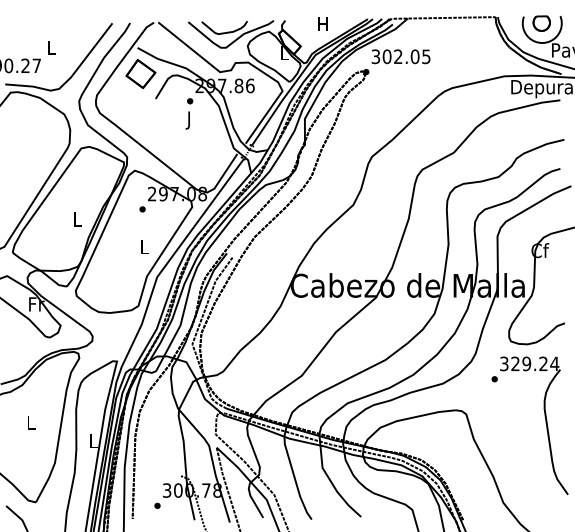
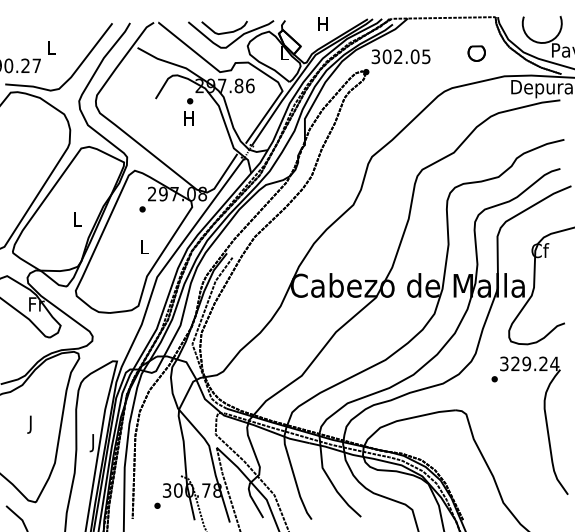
part position: (541, 23) -> (476, 53) (476, 53)
part: present -> none (140, 73)
text: J -> H (188, 120)
text: L -> J (31, 424)
text: L -> J (93, 443)
